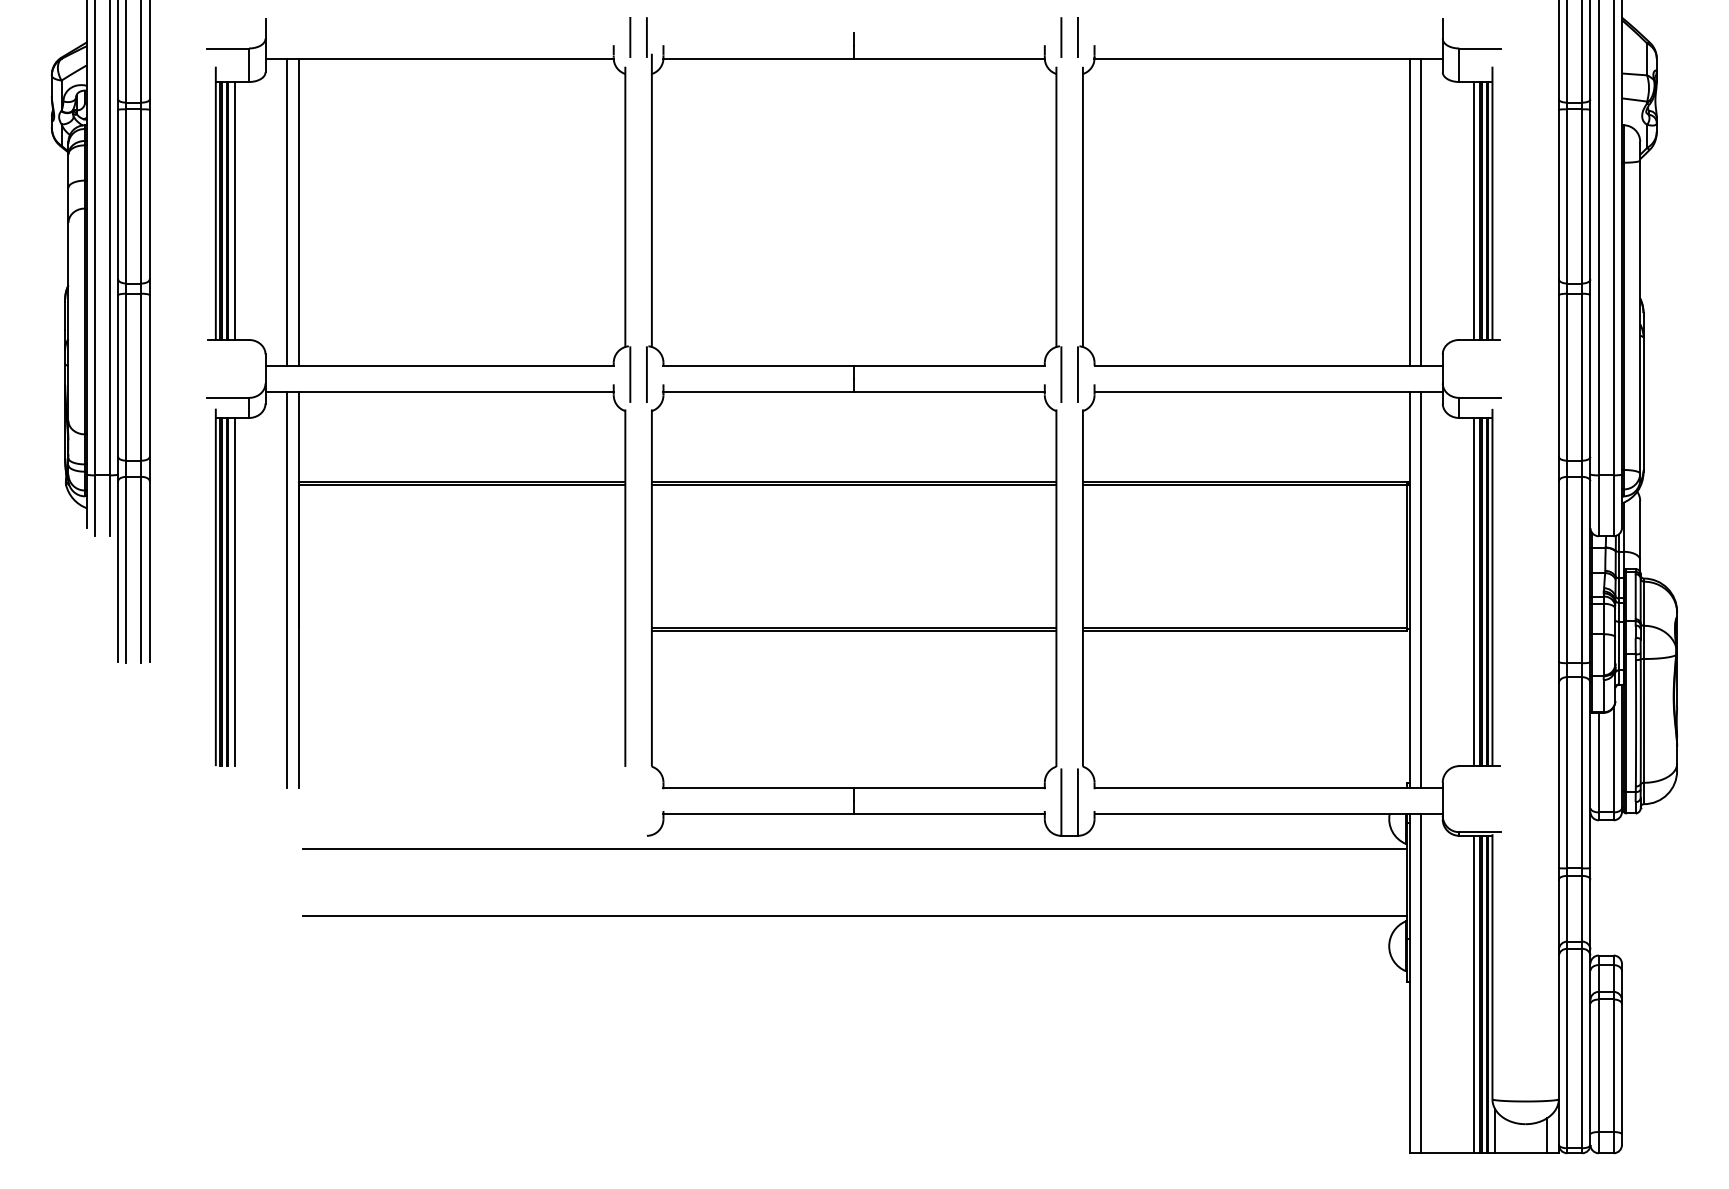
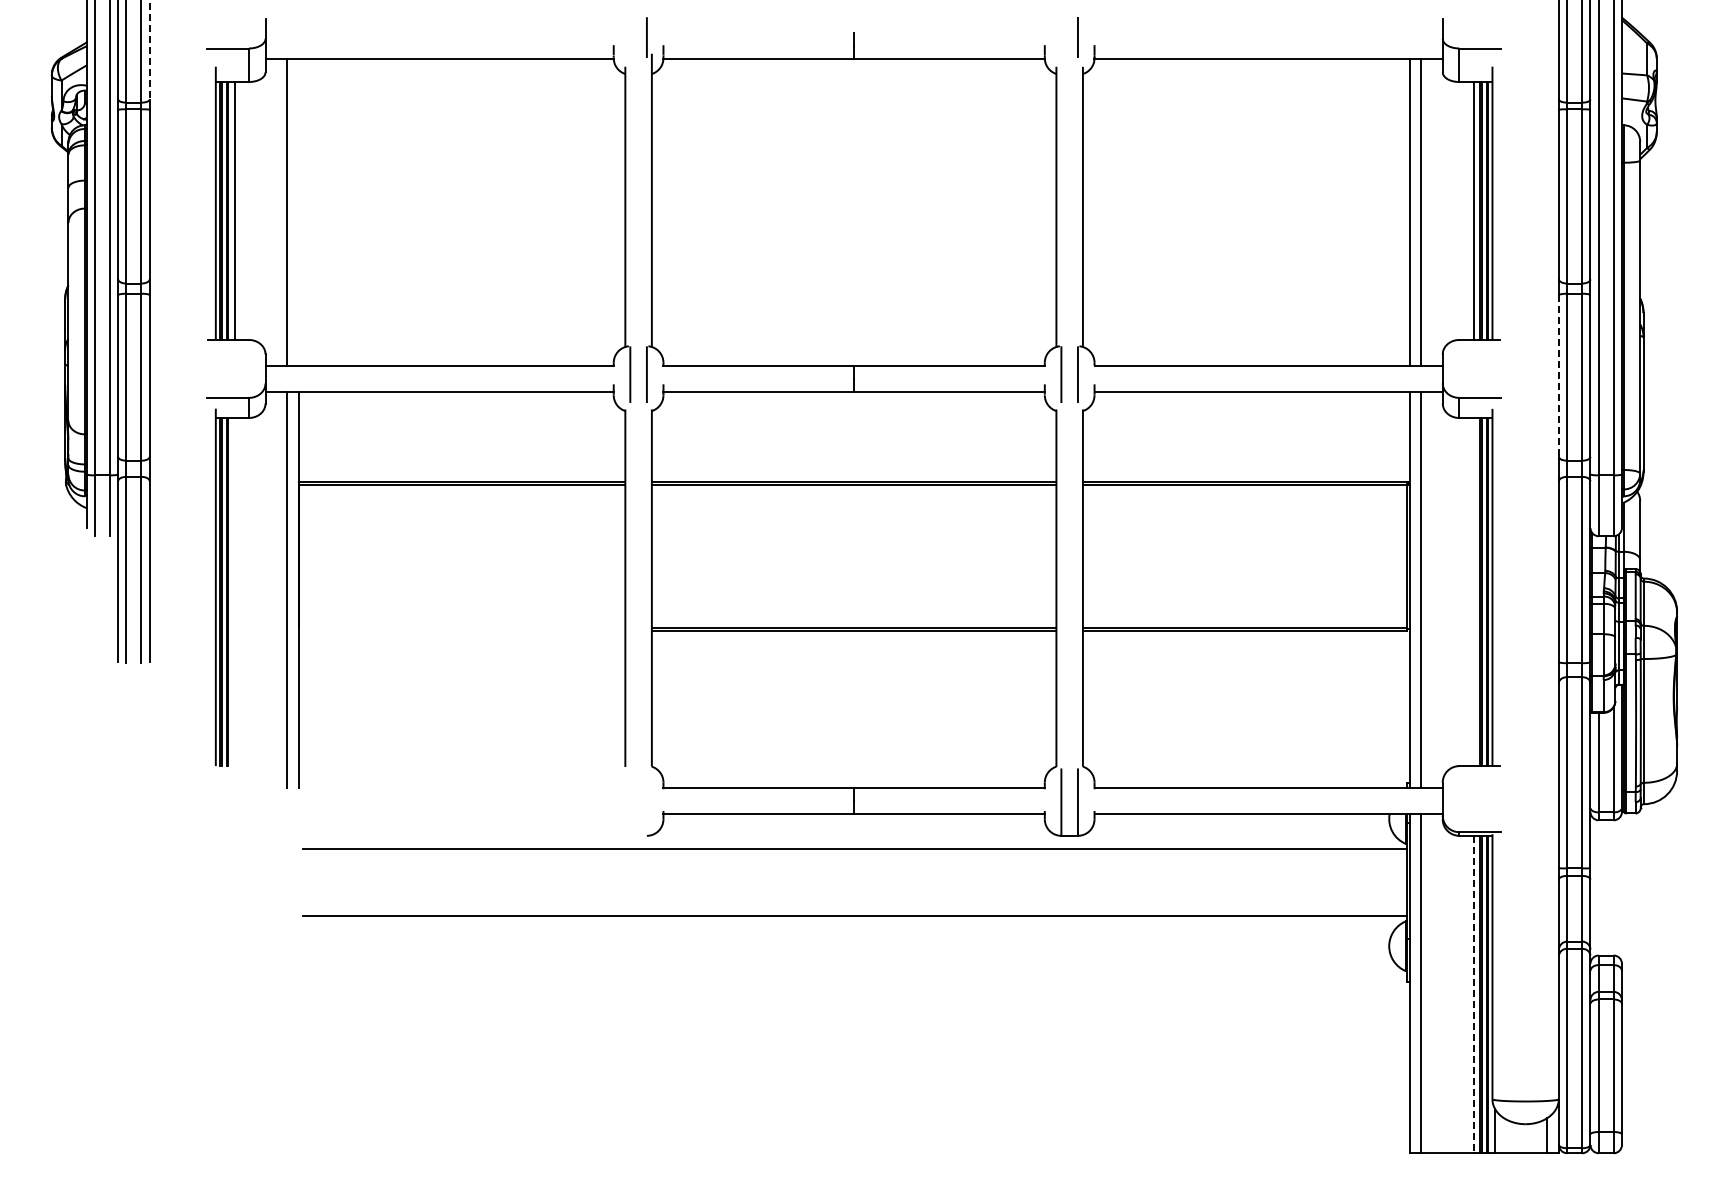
line: present -> none (630, 37)
line: present -> none (1061, 37)
line: solid -> dashed (149, 50)
line: present -> none (298, 212)
line: solid -> dashed (1558, 376)
line: present -> none (234, 592)
line: present -> none (1473, 592)
line: solid -> dashed (1473, 994)
